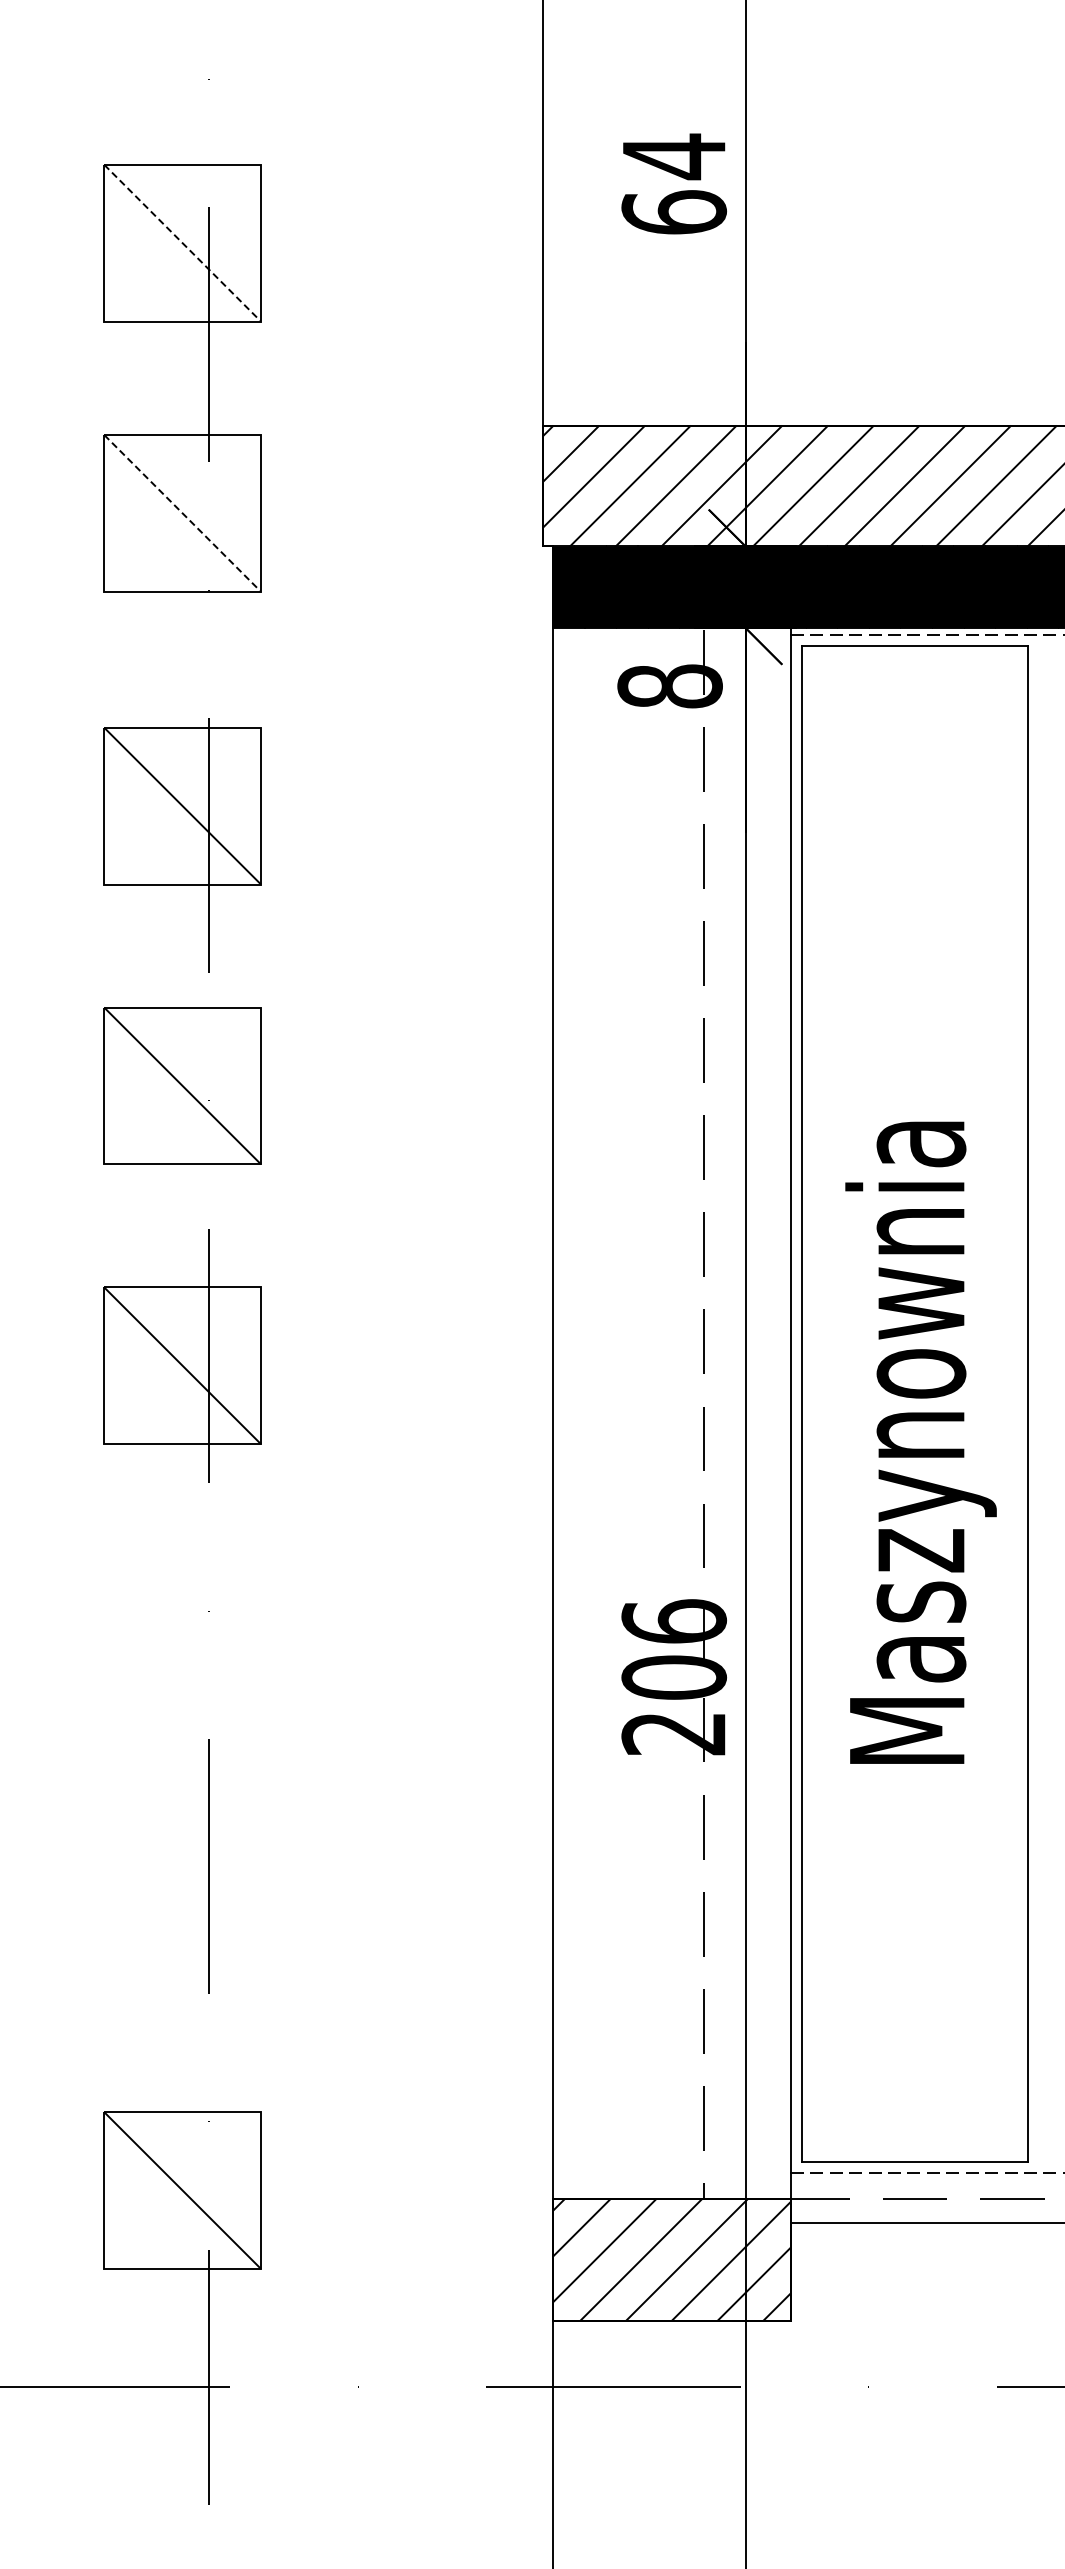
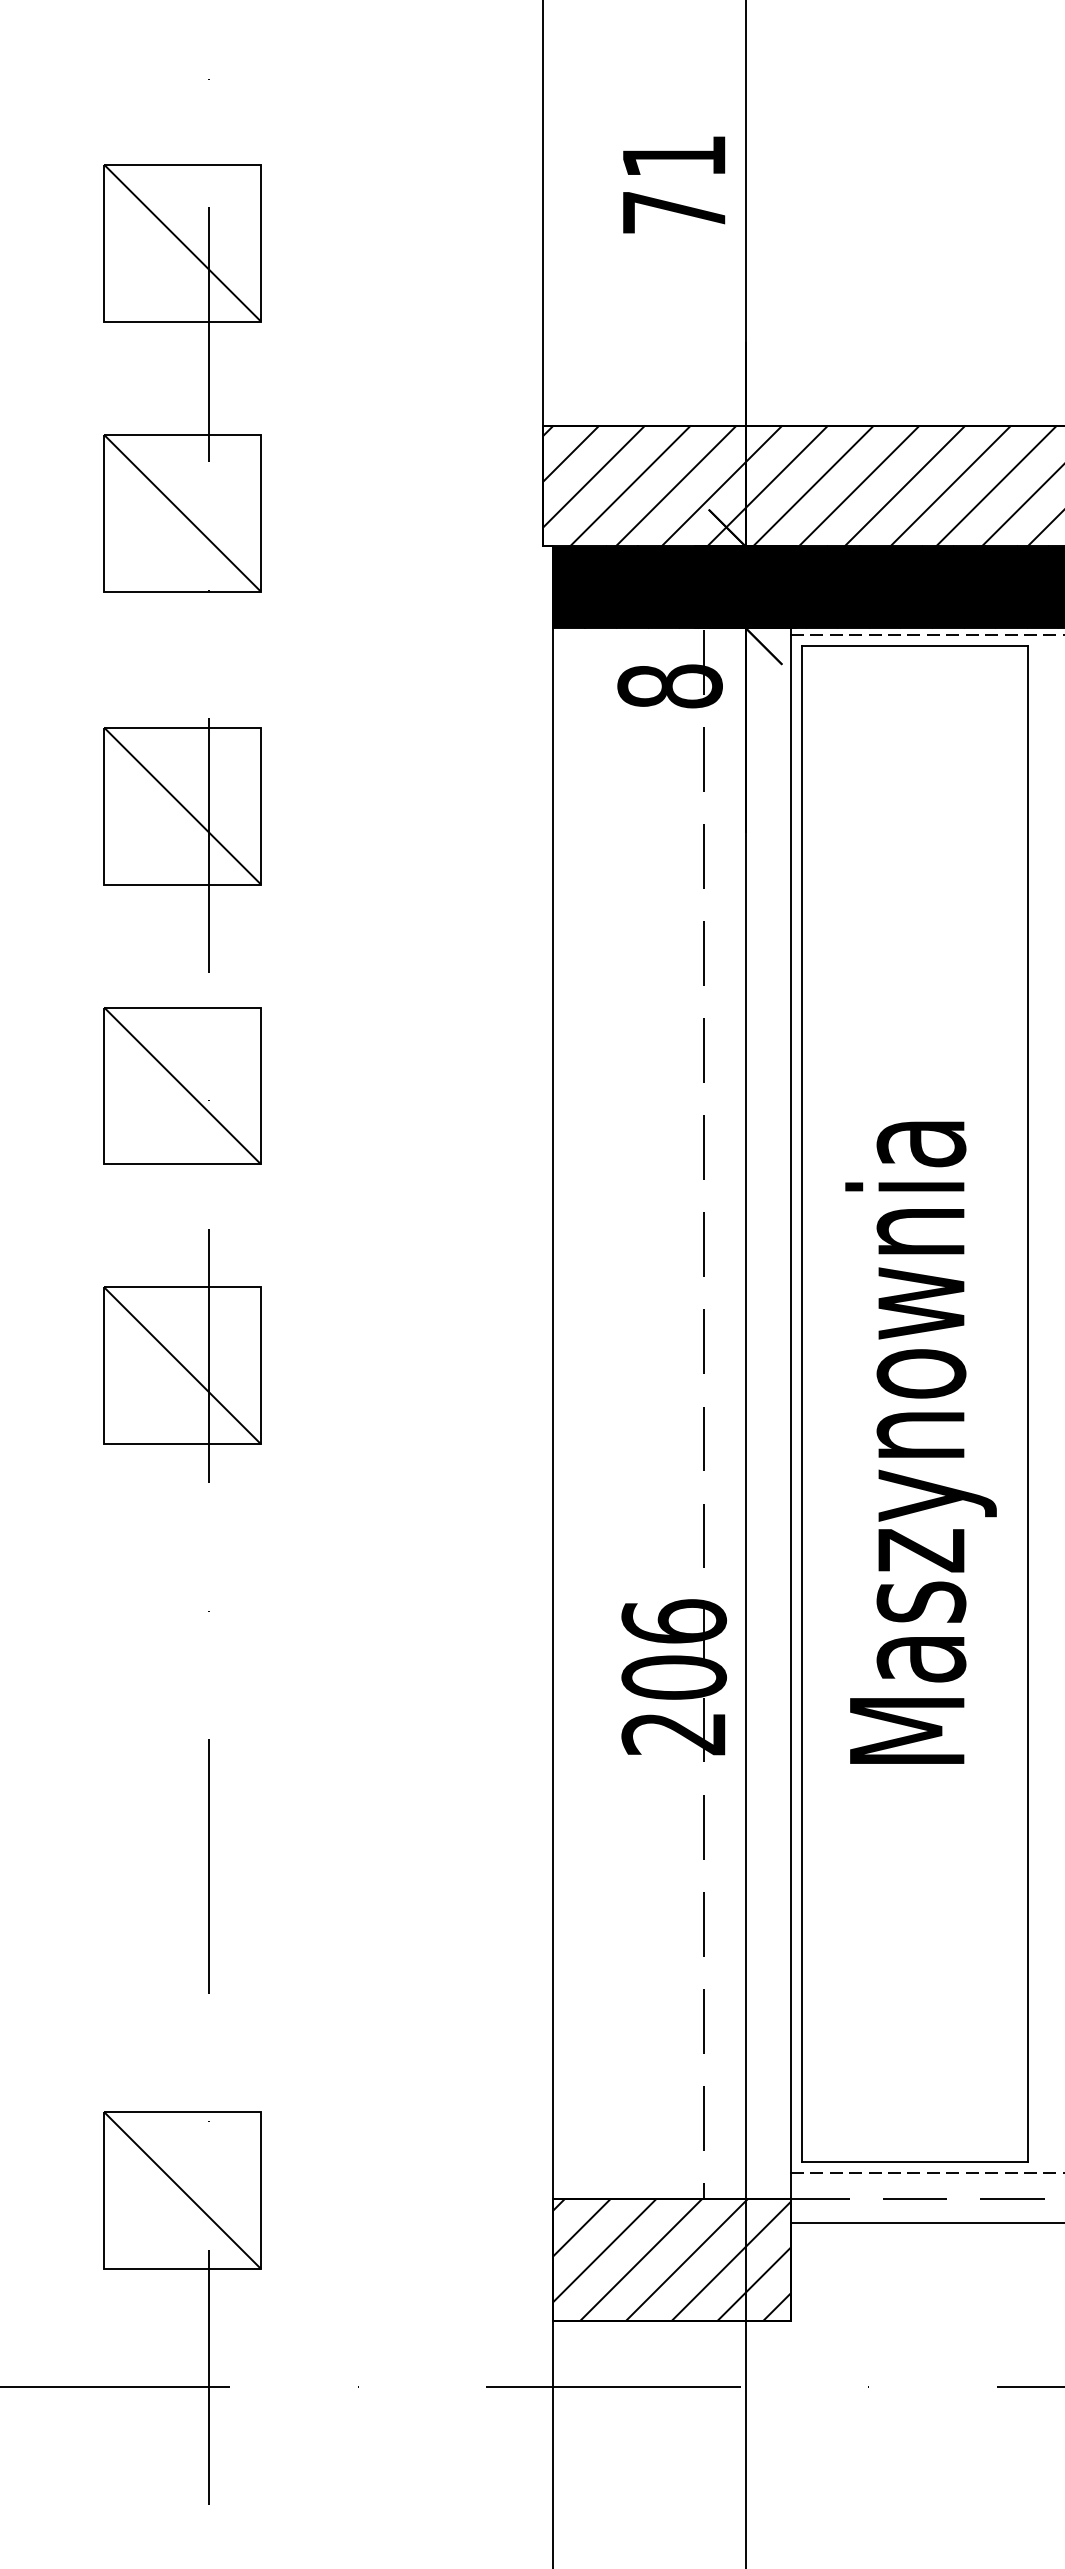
text: 64 -> 71 (674, 183)
line: dashed -> solid (182, 243)
line: dashed -> solid (182, 513)
